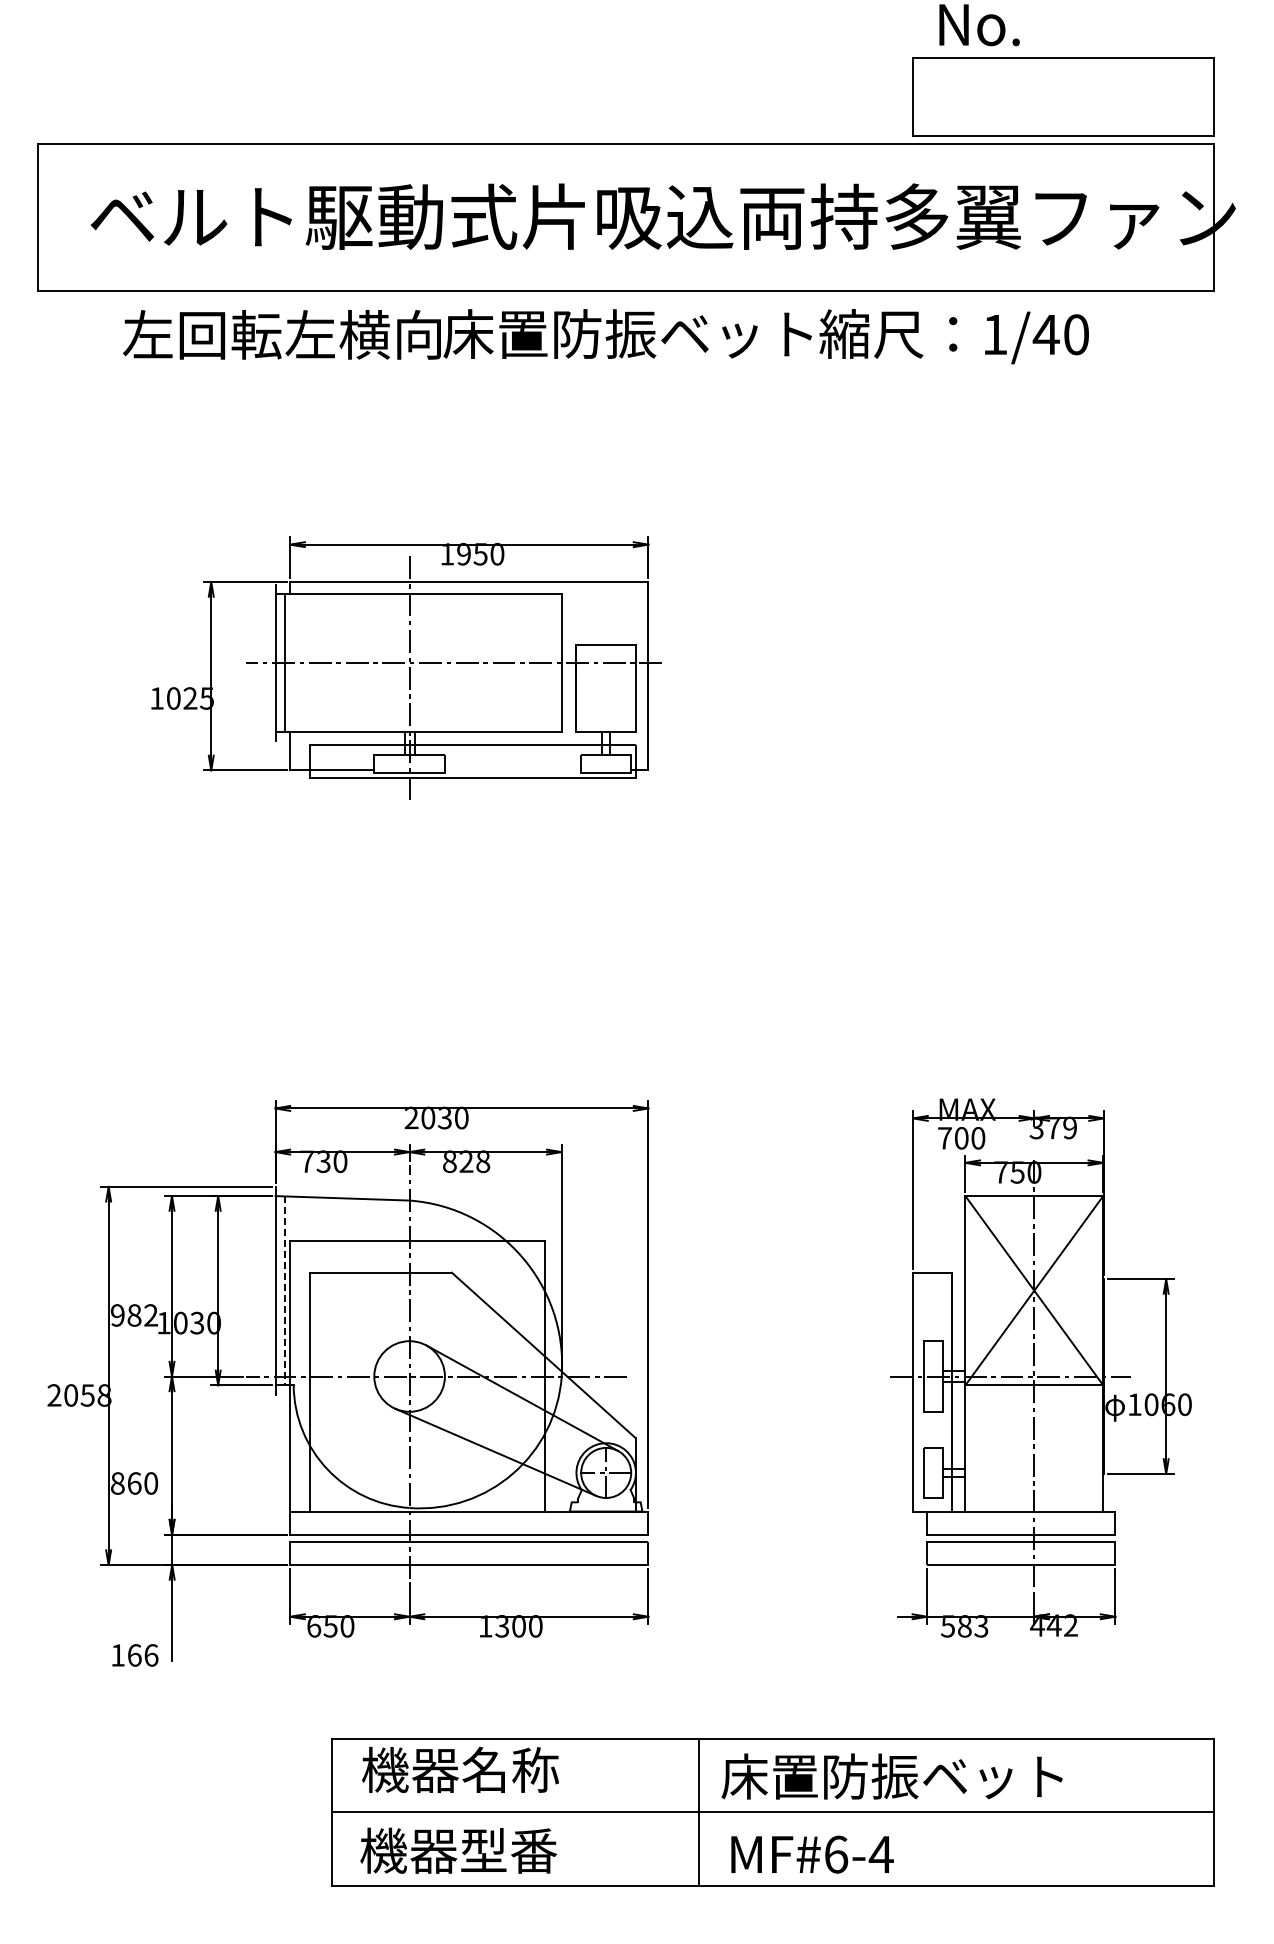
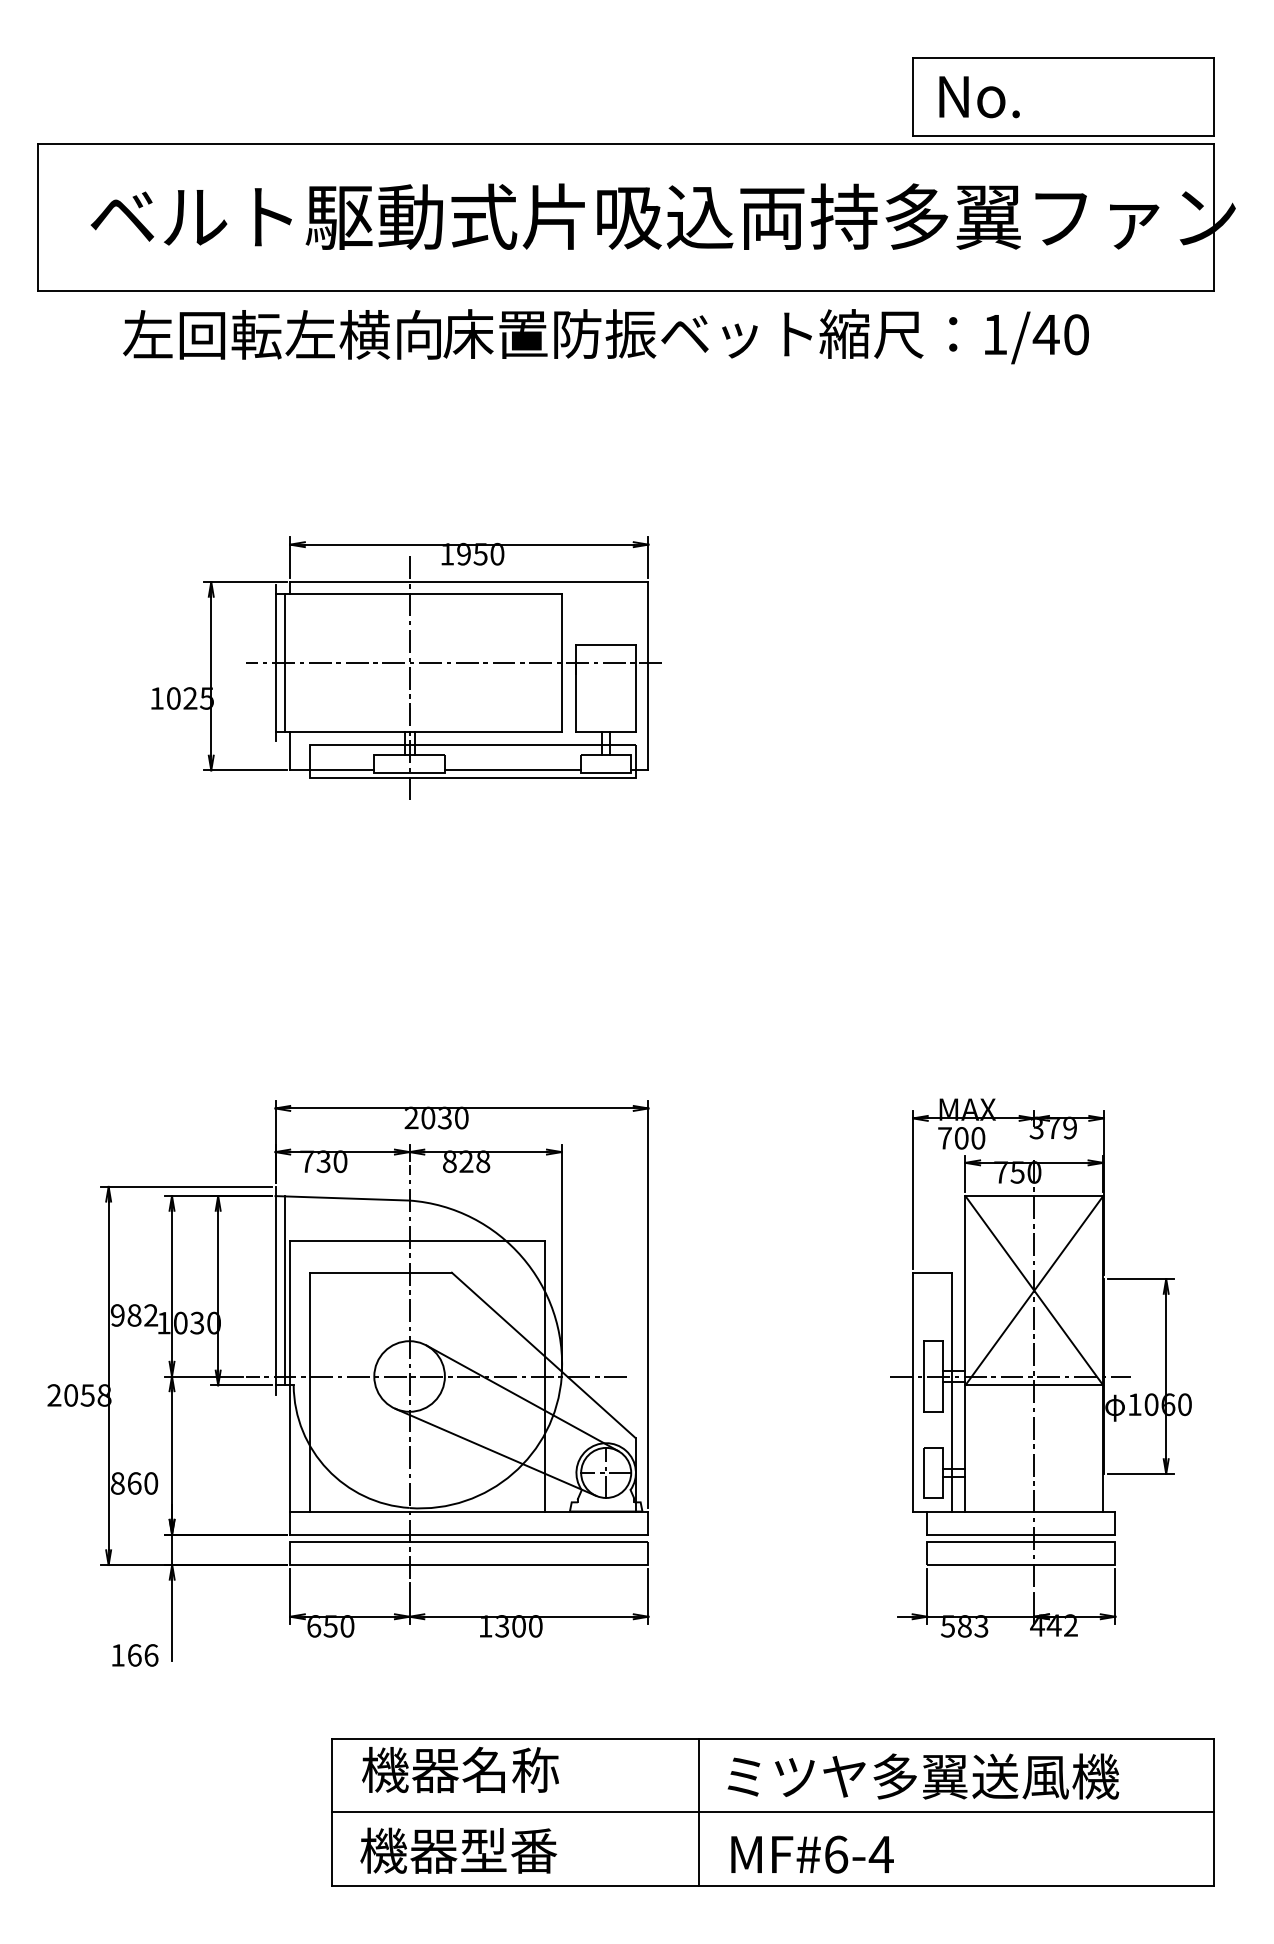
text position: (979, 25) -> (979, 97) (979, 97)
line: none -> present (512, 770)
line: dashed -> solid (284, 1291)
text: 床置防振ベット -> ミツヤ多翼送風機 (920, 1776)
